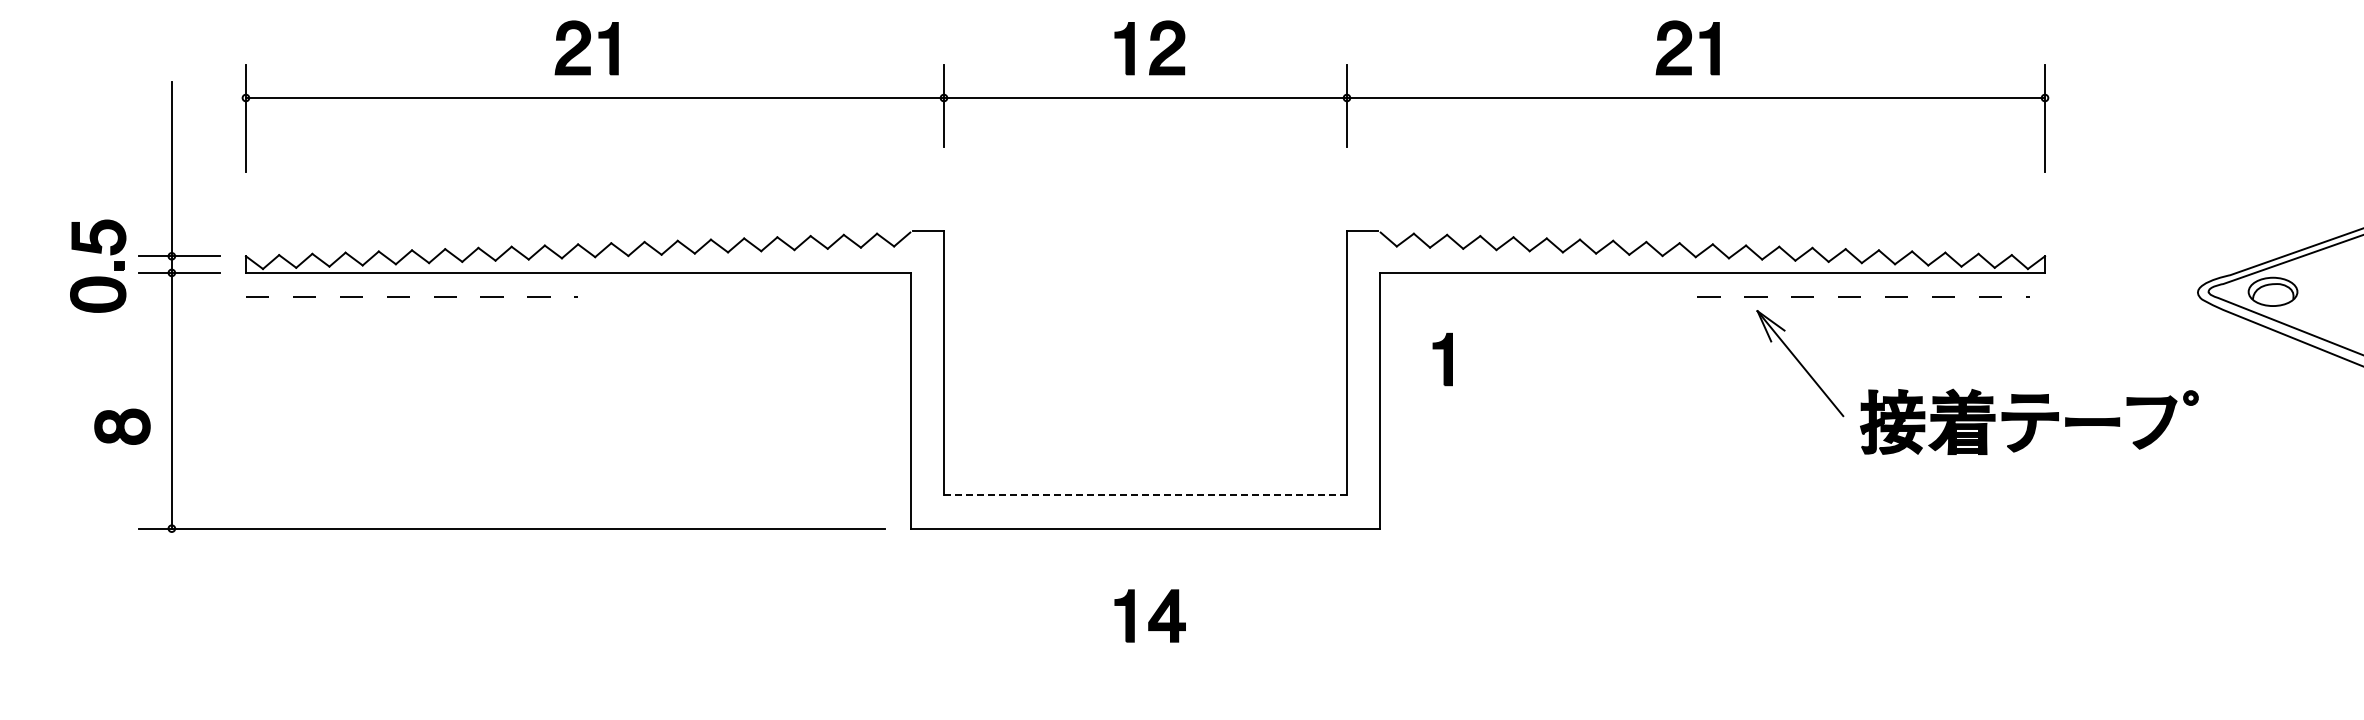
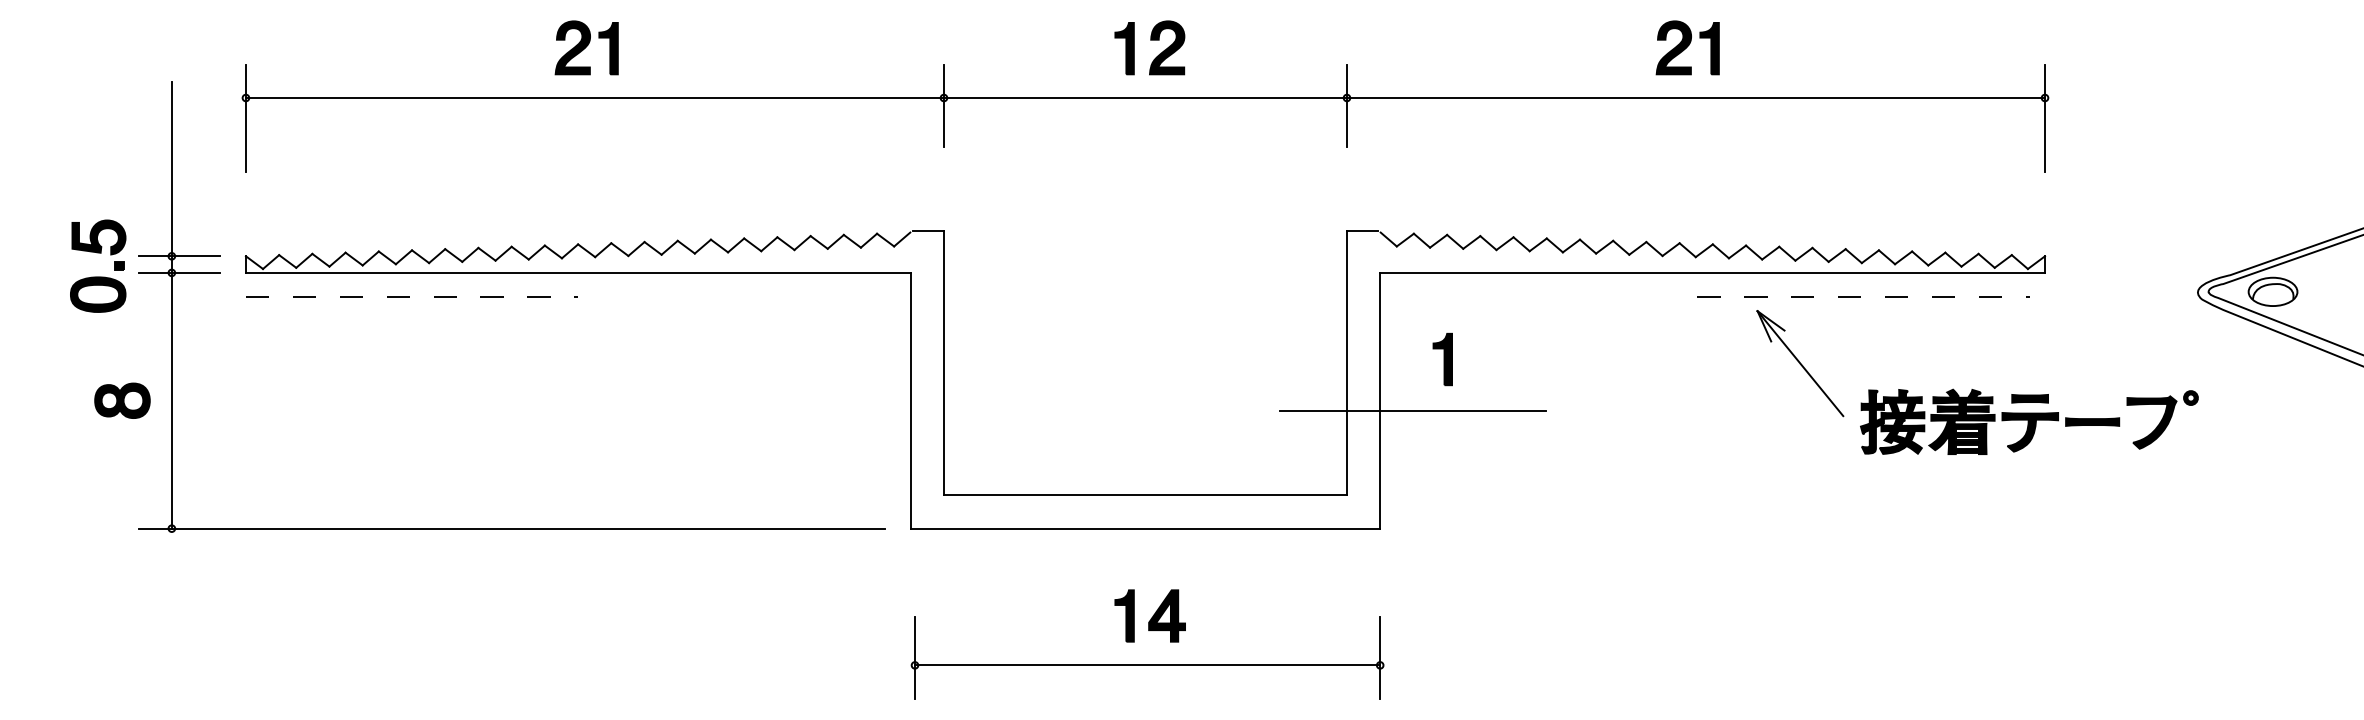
line: none -> present (1412, 410)
part position: (122, 426) -> (122, 400) (122, 400)
line: dashed -> solid (1145, 495)
part: none -> present (1147, 664)
